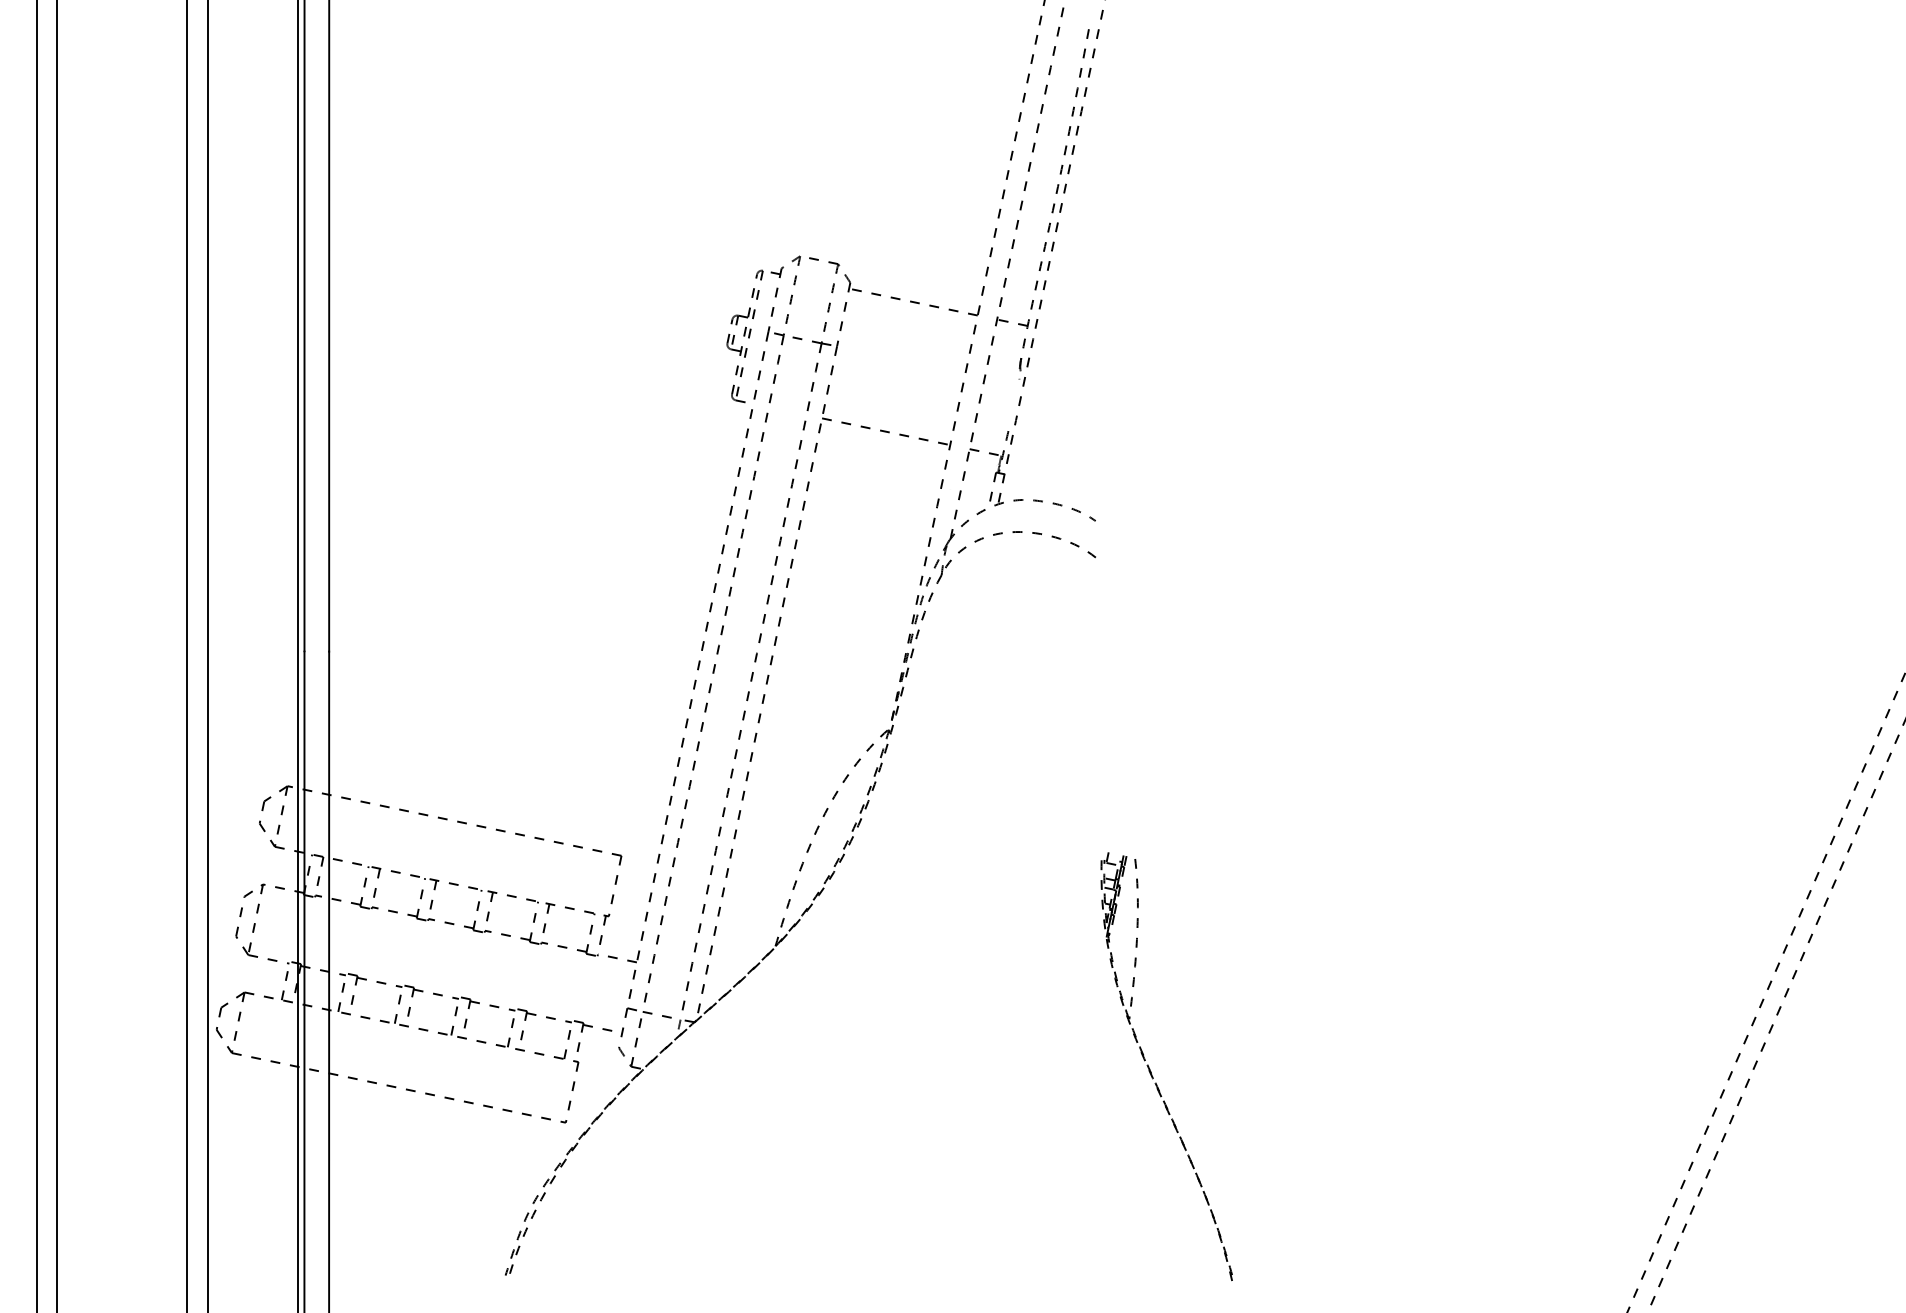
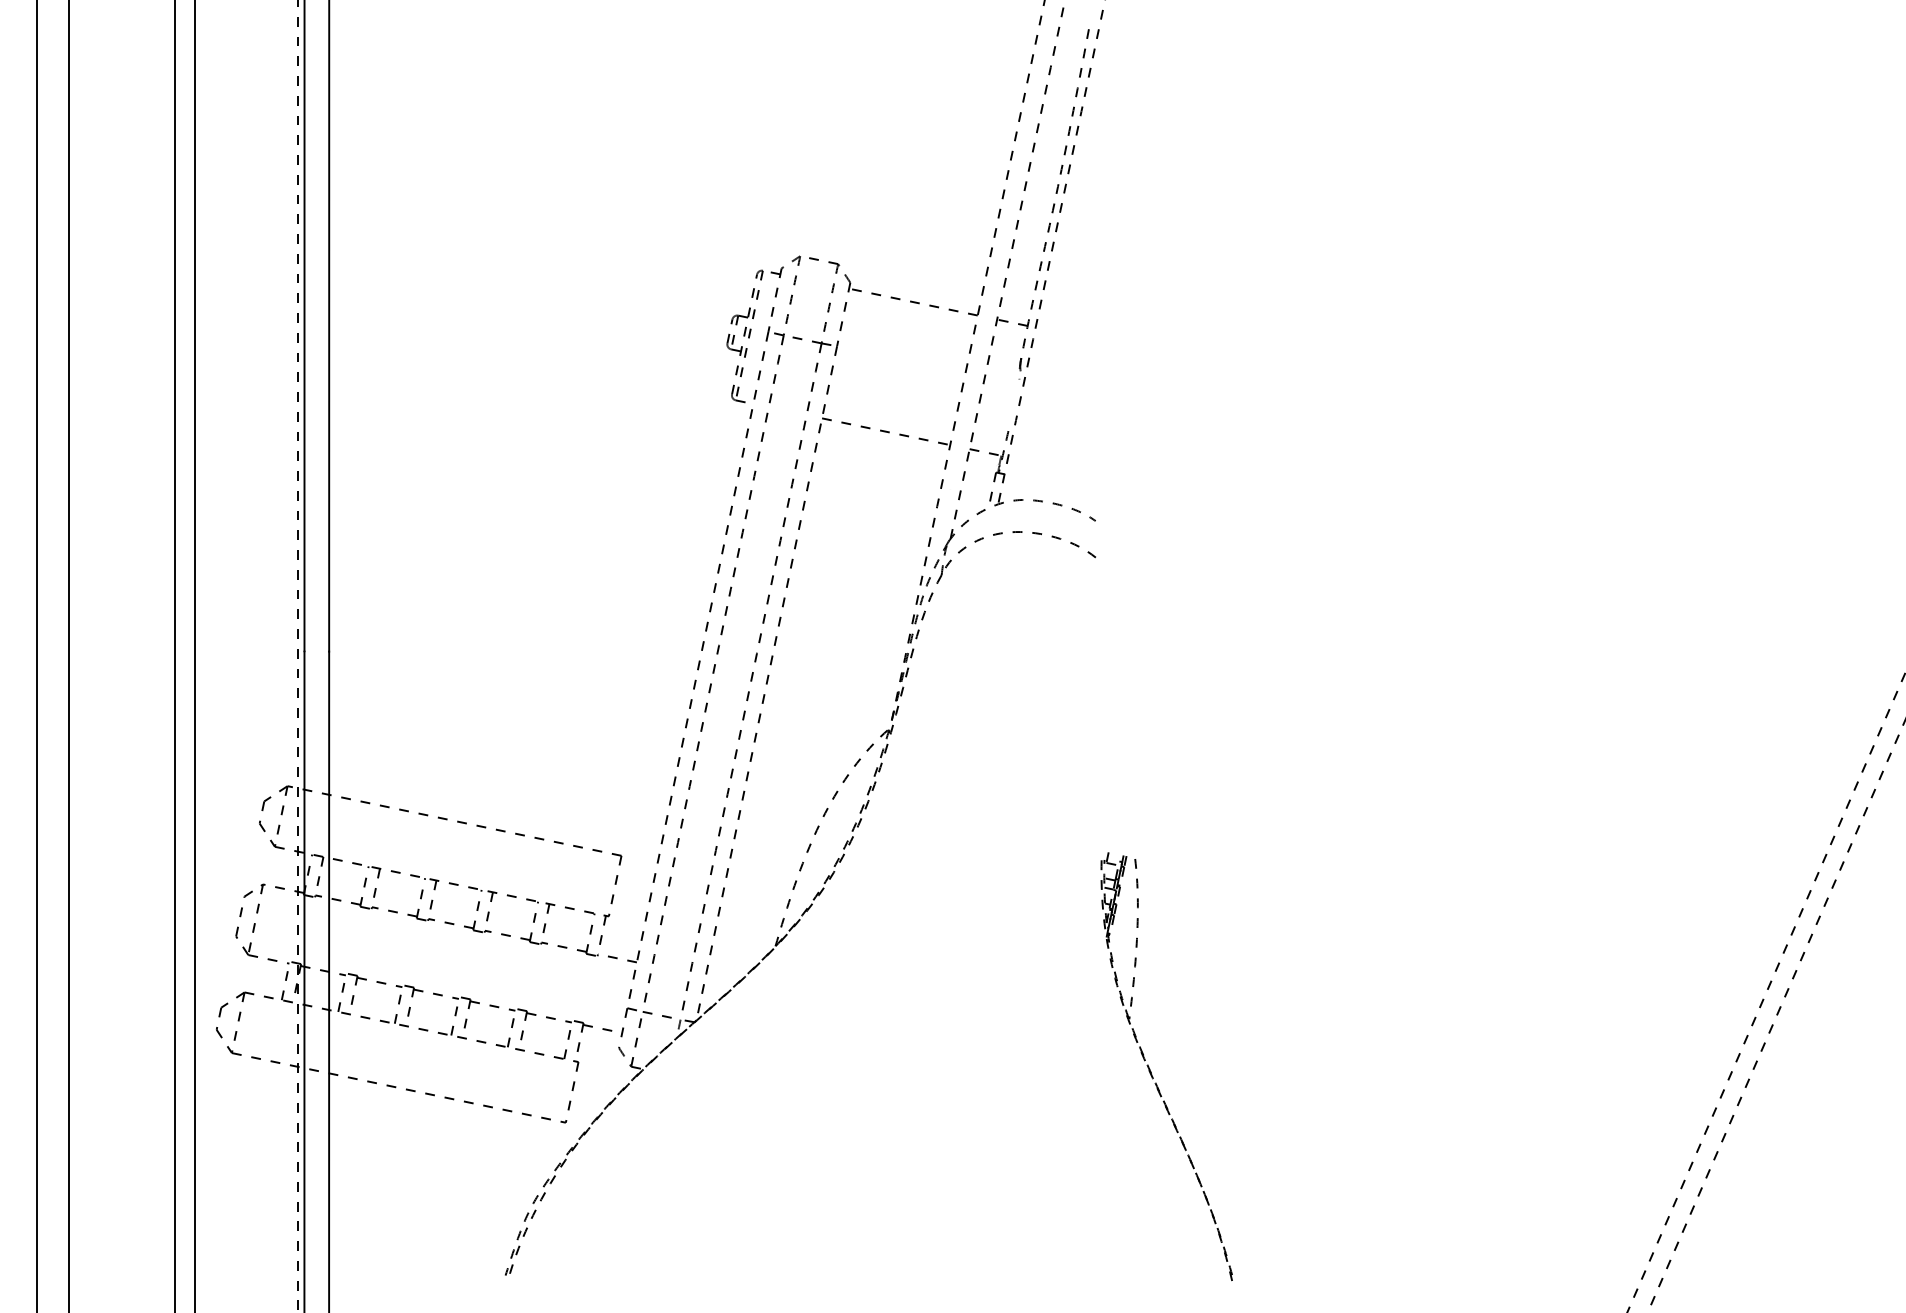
line position: (57, 655) -> (69, 655) (69, 655)
line position: (186, 655) -> (174, 655) (174, 655)
line position: (207, 655) -> (194, 655) (194, 655)
line: solid -> dashed (298, 655)
